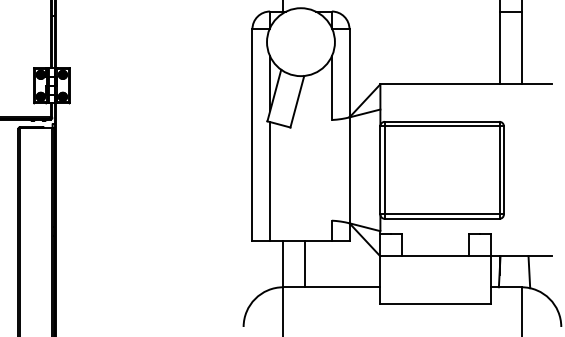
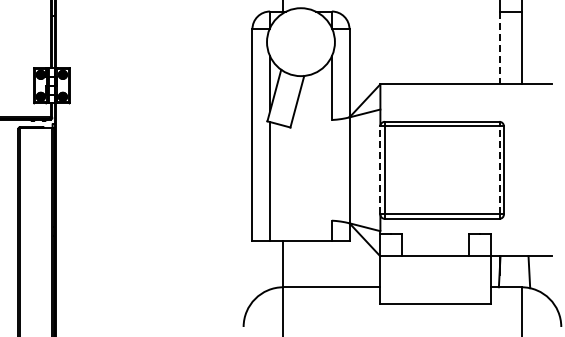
line: solid -> dashed (499, 48)
line: solid -> dashed (380, 169)
line: solid -> dashed (499, 169)
line: present -> none (305, 263)
